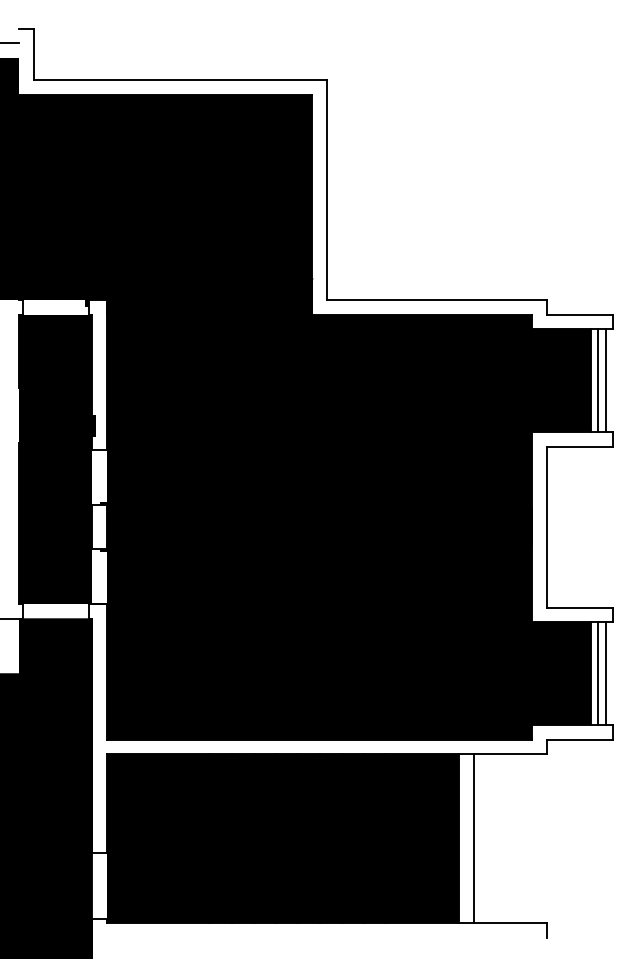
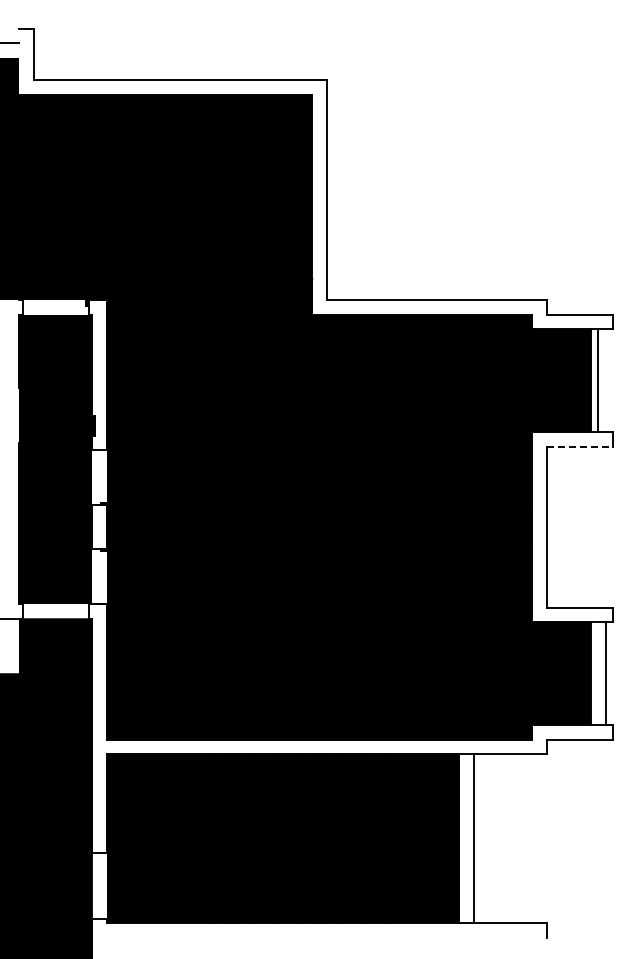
line: present -> none (605, 380)
line: solid -> dashed (579, 446)
line: present -> none (598, 673)
